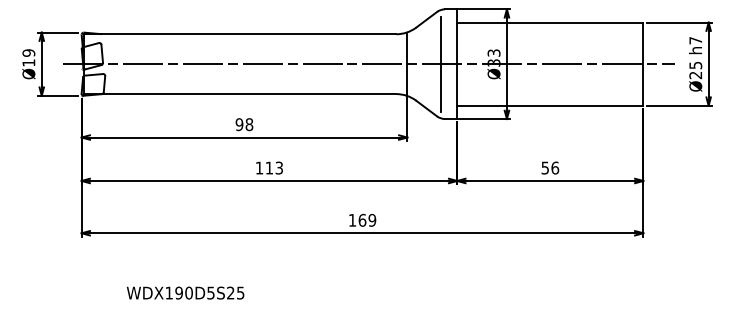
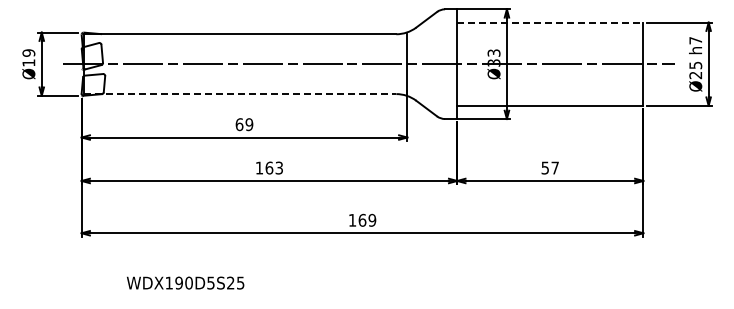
line: solid -> dashed (550, 22)
line: present -> none (440, 64)
line: solid -> dashed (240, 94)
text: 98 -> 69 (244, 124)
text: 113 -> 163 (269, 167)
text: 56 -> 57 (555, 167)
text position: (185, 292) -> (185, 282) (185, 282)
